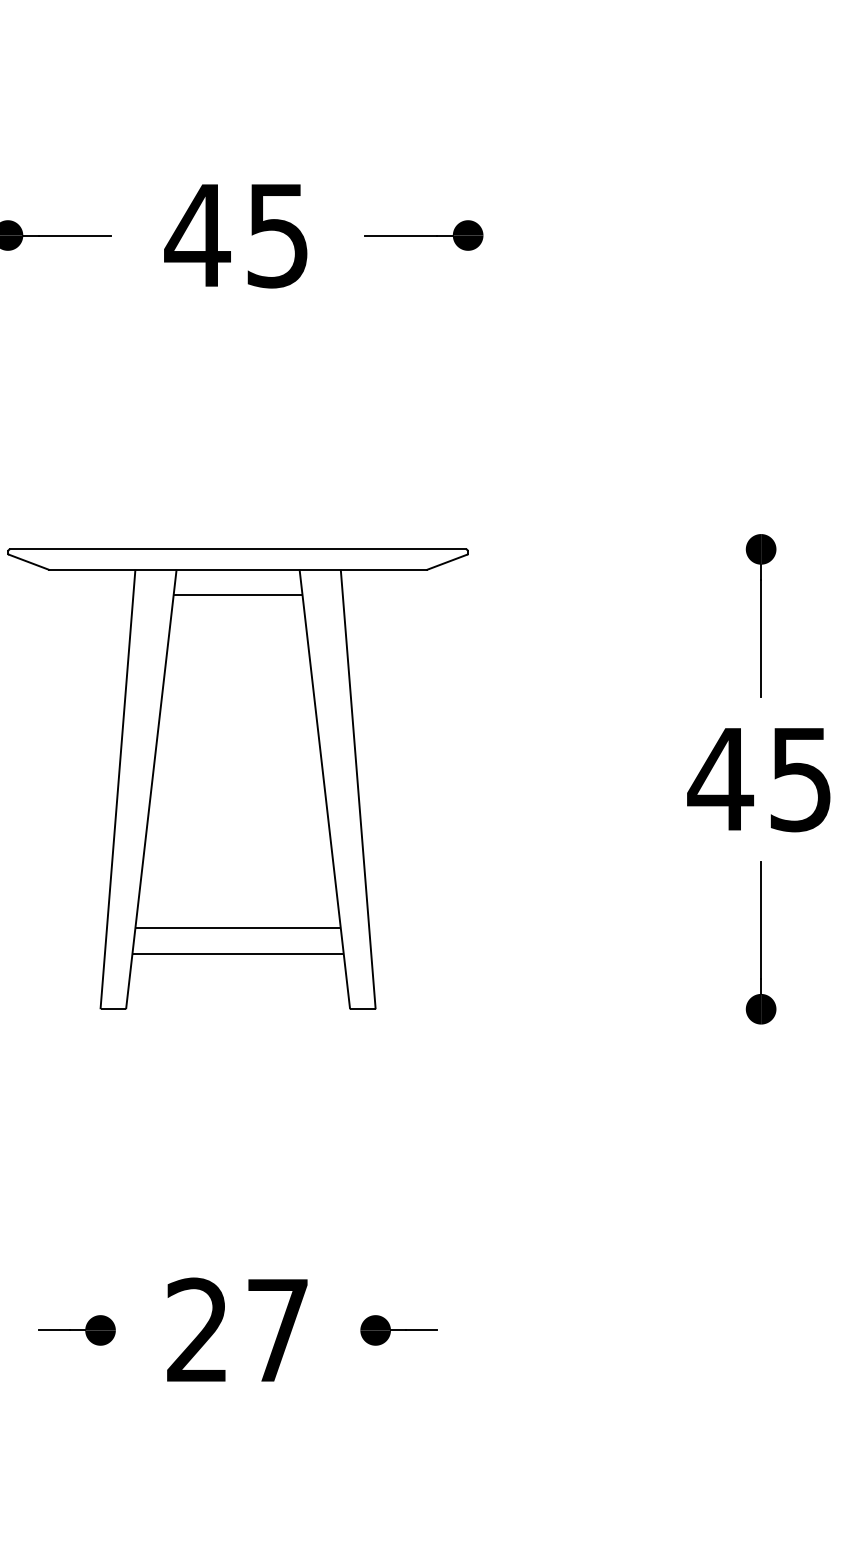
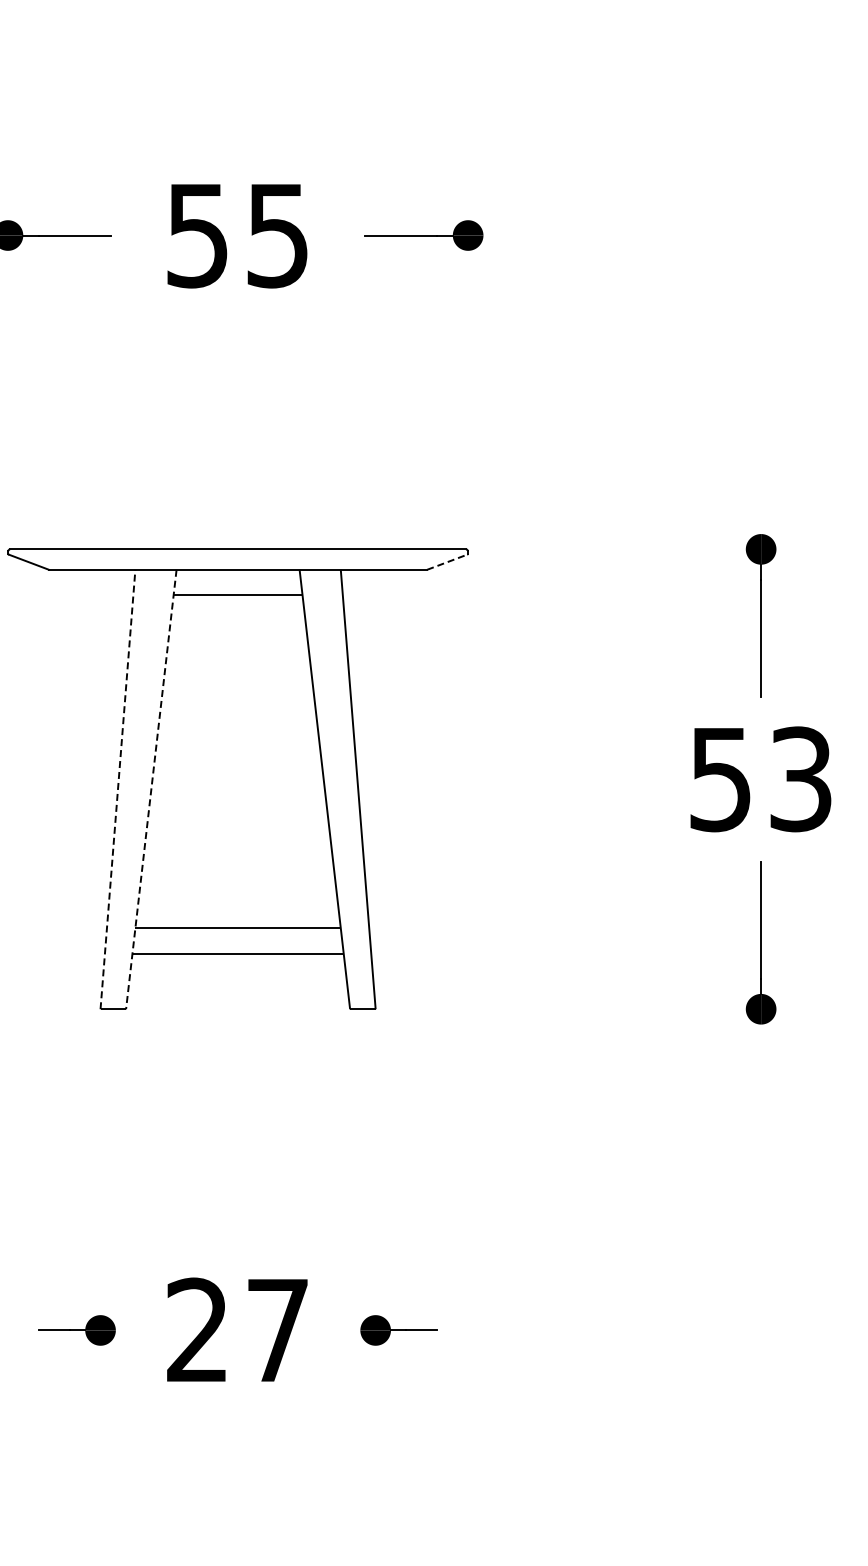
text: 45 -> 55 (197, 236)
line: solid -> dashed (447, 562)
text: 45 -> 53 (759, 779)
line: solid -> dashed (118, 789)
line: solid -> dashed (151, 790)
